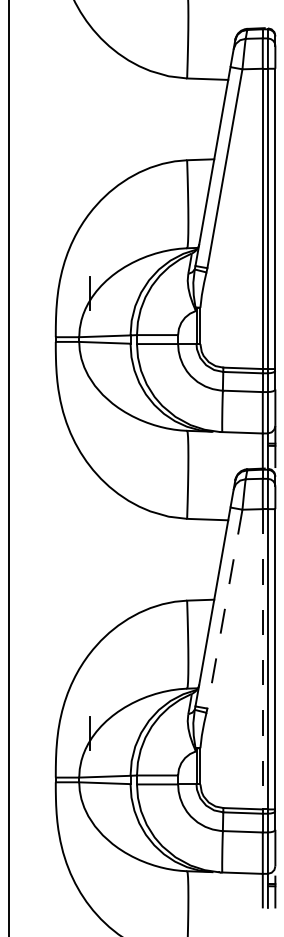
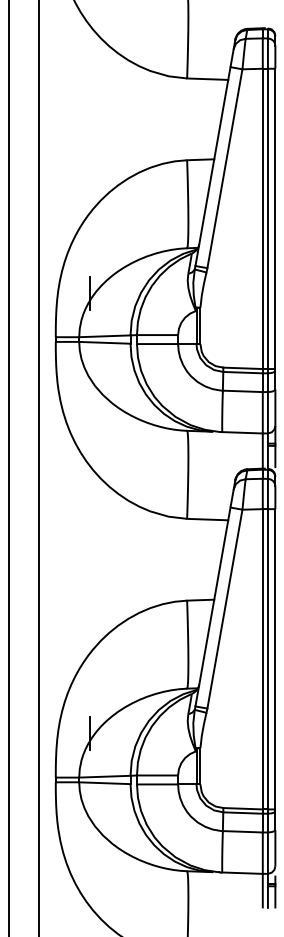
line: none -> present (38, 467)
line: dashed -> solid (224, 609)
line: dashed -> solid (262, 659)
